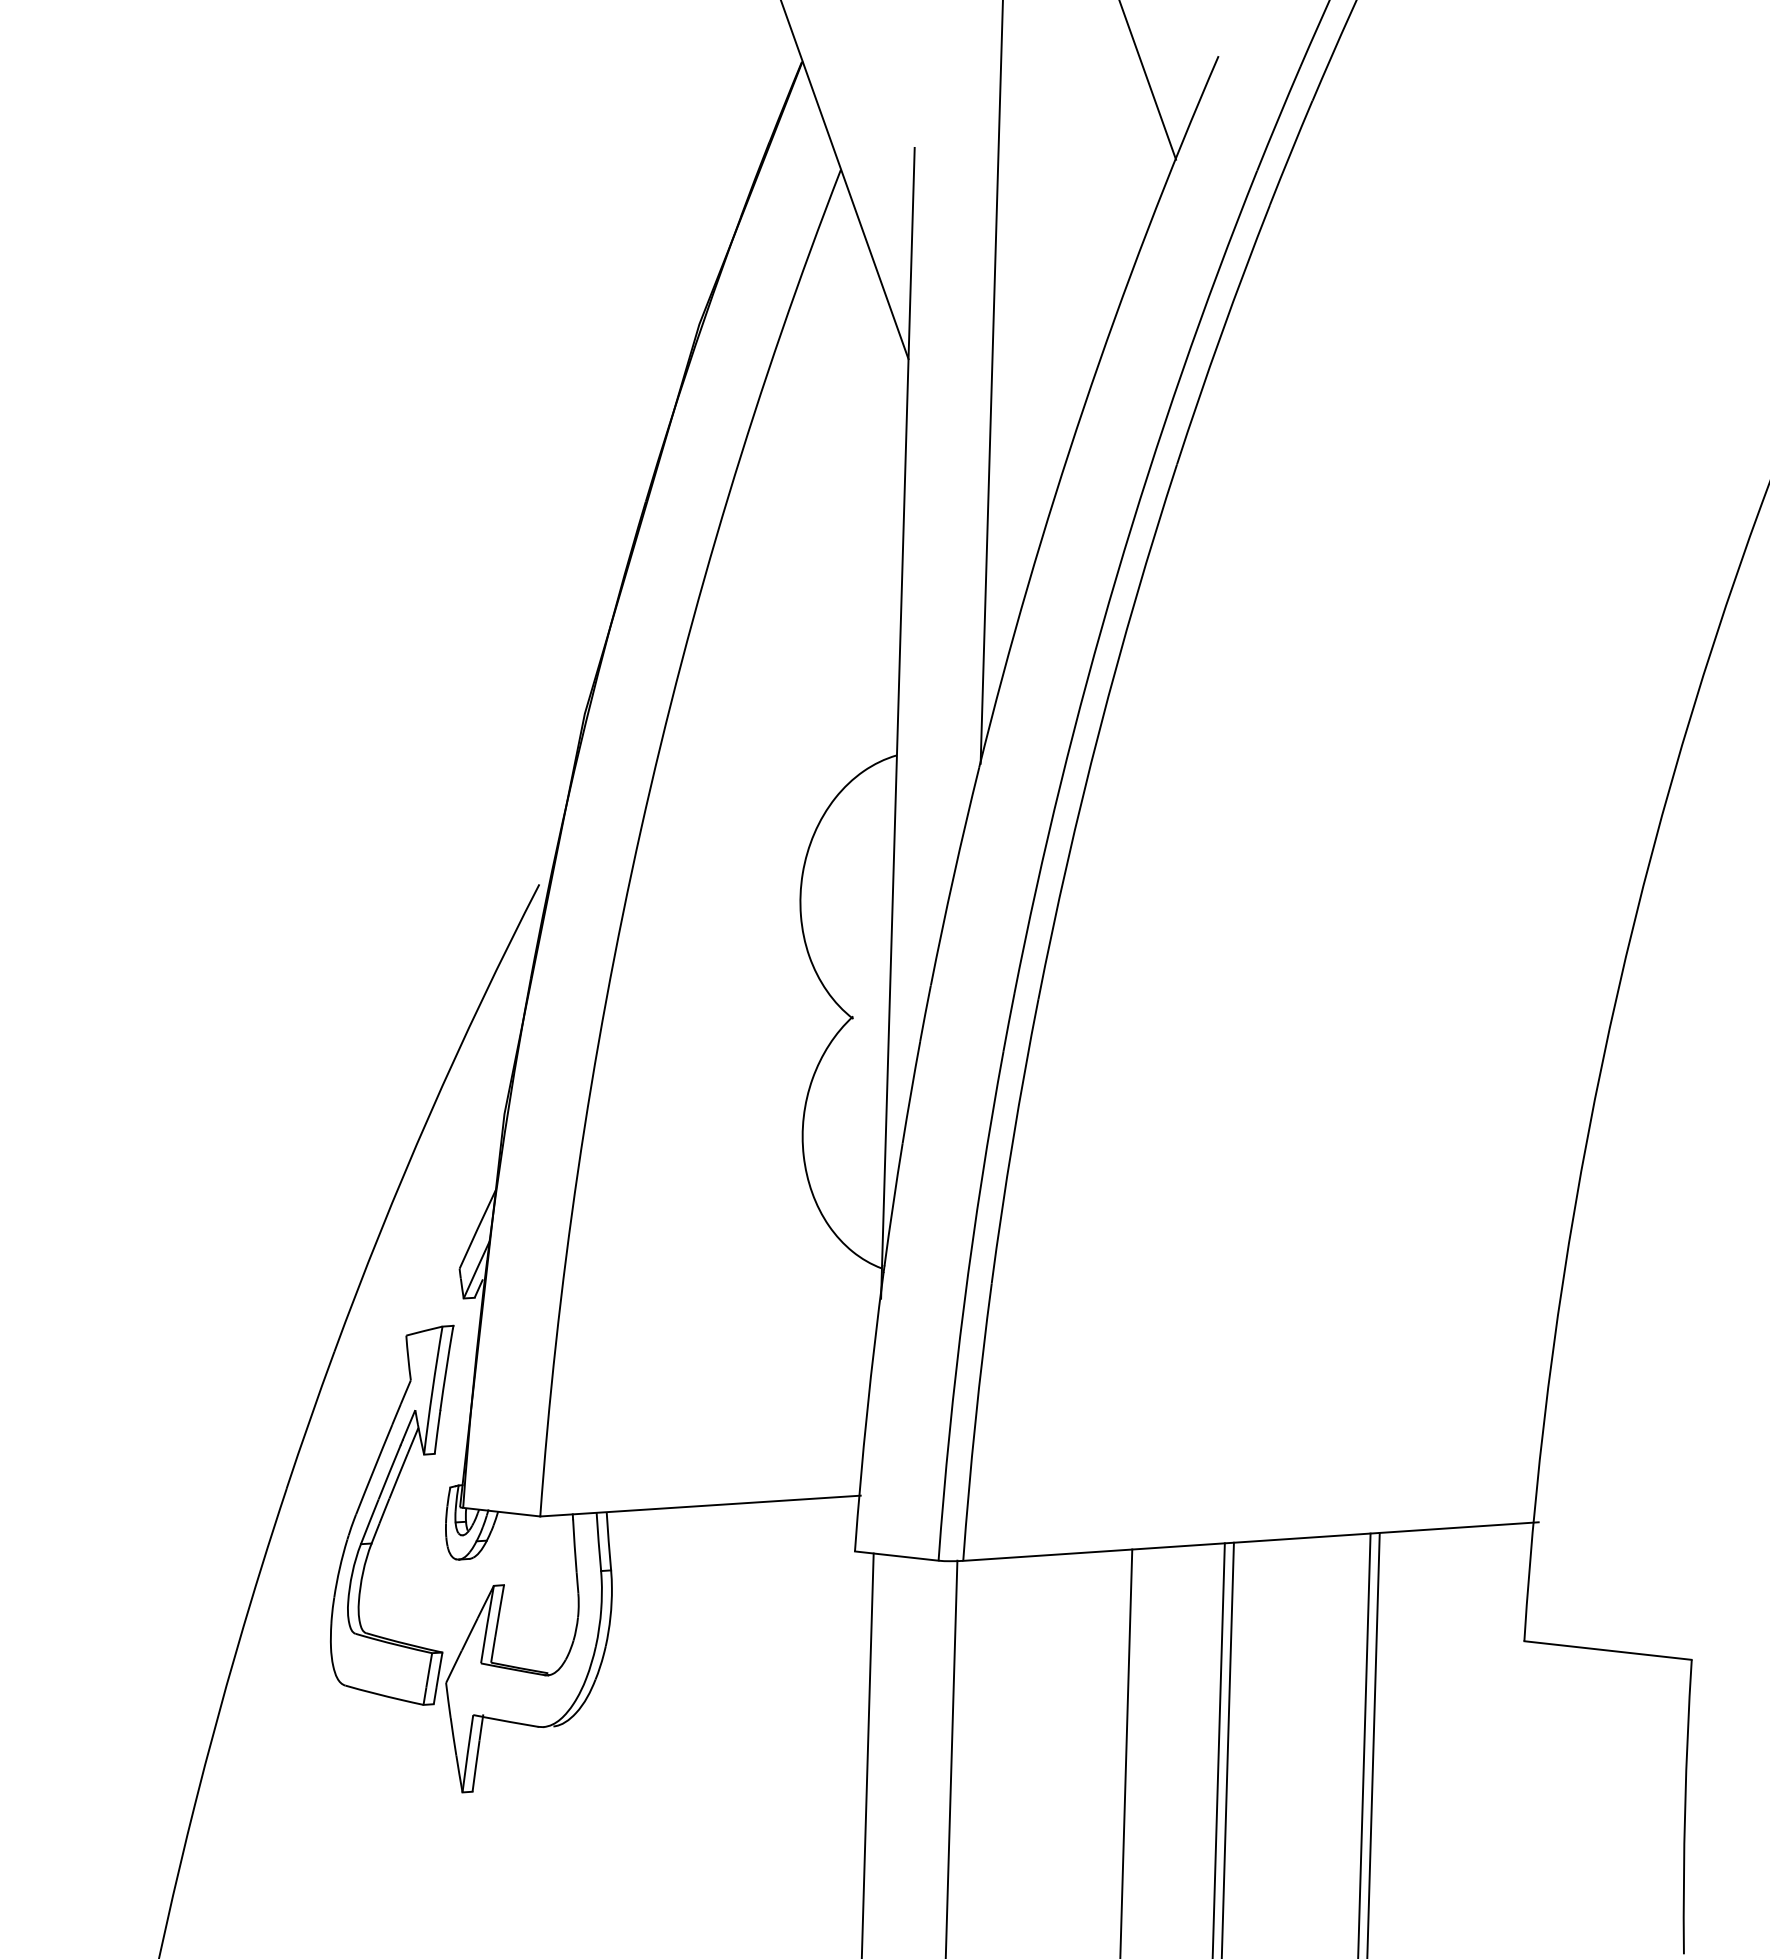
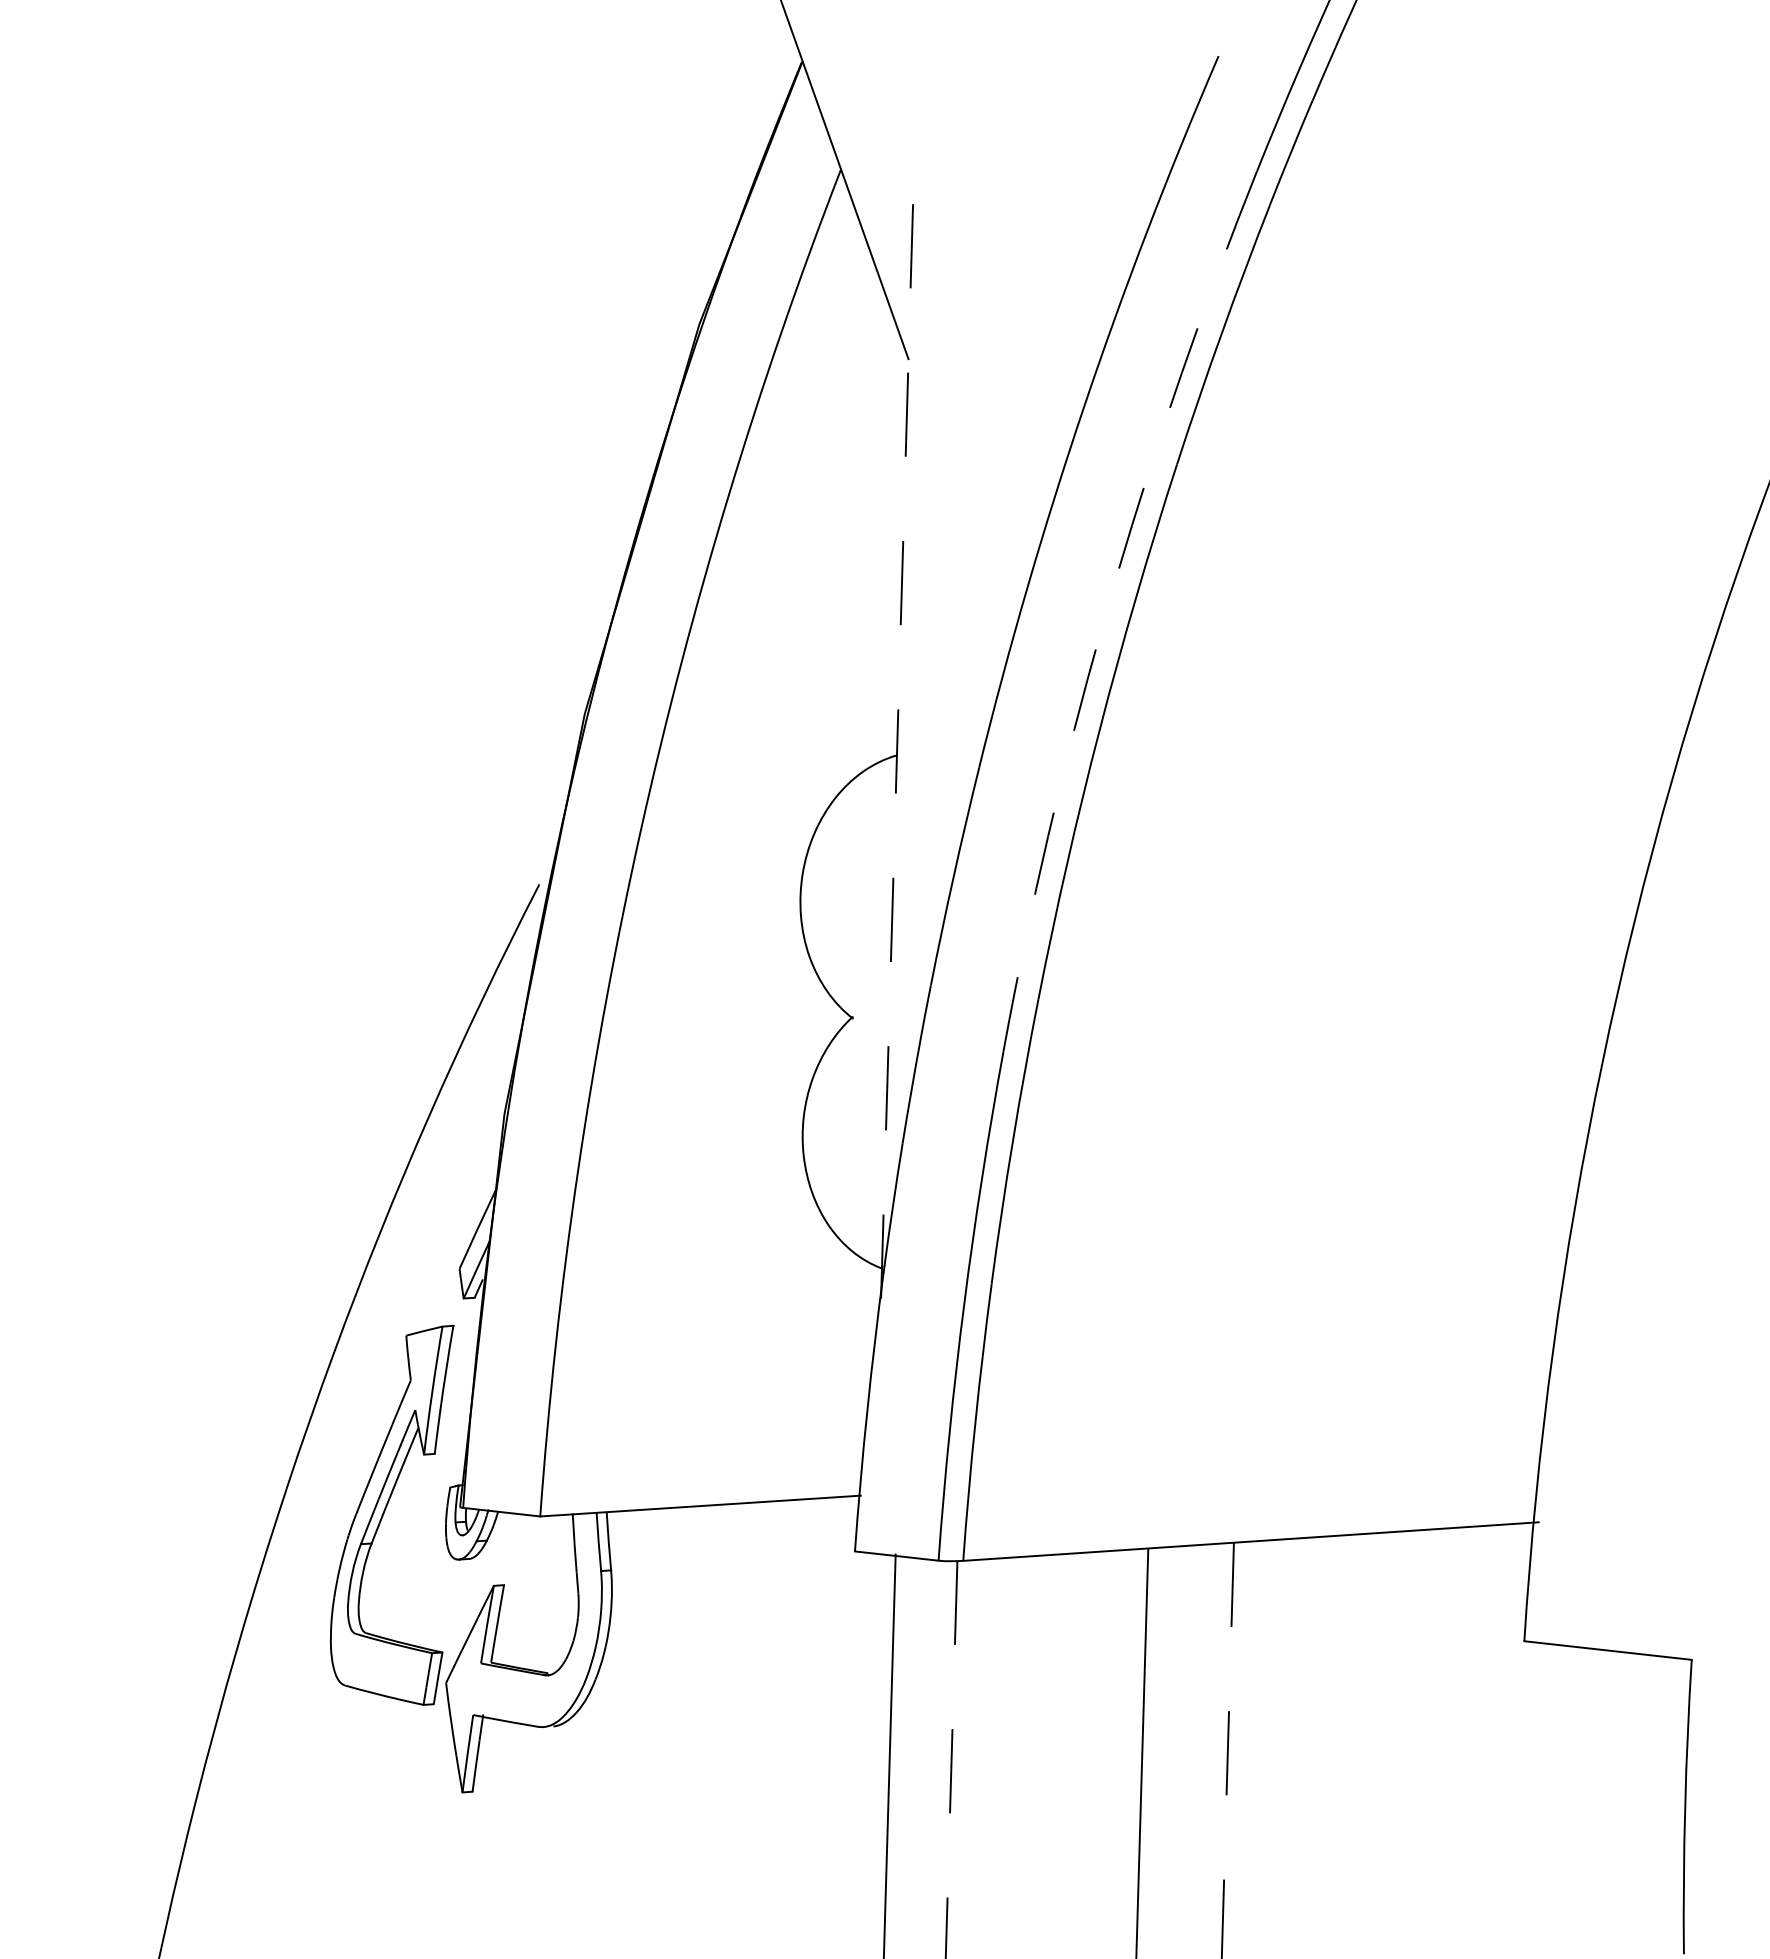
line: present -> none (1148, 80)
line: present -> none (991, 382)
arc: solid -> dashed (1116, 576)
line: solid -> dashed (897, 723)
line: present -> none (1373, 1743)
line: present -> none (1364, 1744)
line: present -> none (1218, 1749)
line: solid -> dashed (1227, 1750)
line position: (1126, 1752) -> (1142, 1752) (1142, 1752)
line position: (867, 1754) -> (889, 1754) (889, 1754)
line: solid -> dashed (951, 1759)
